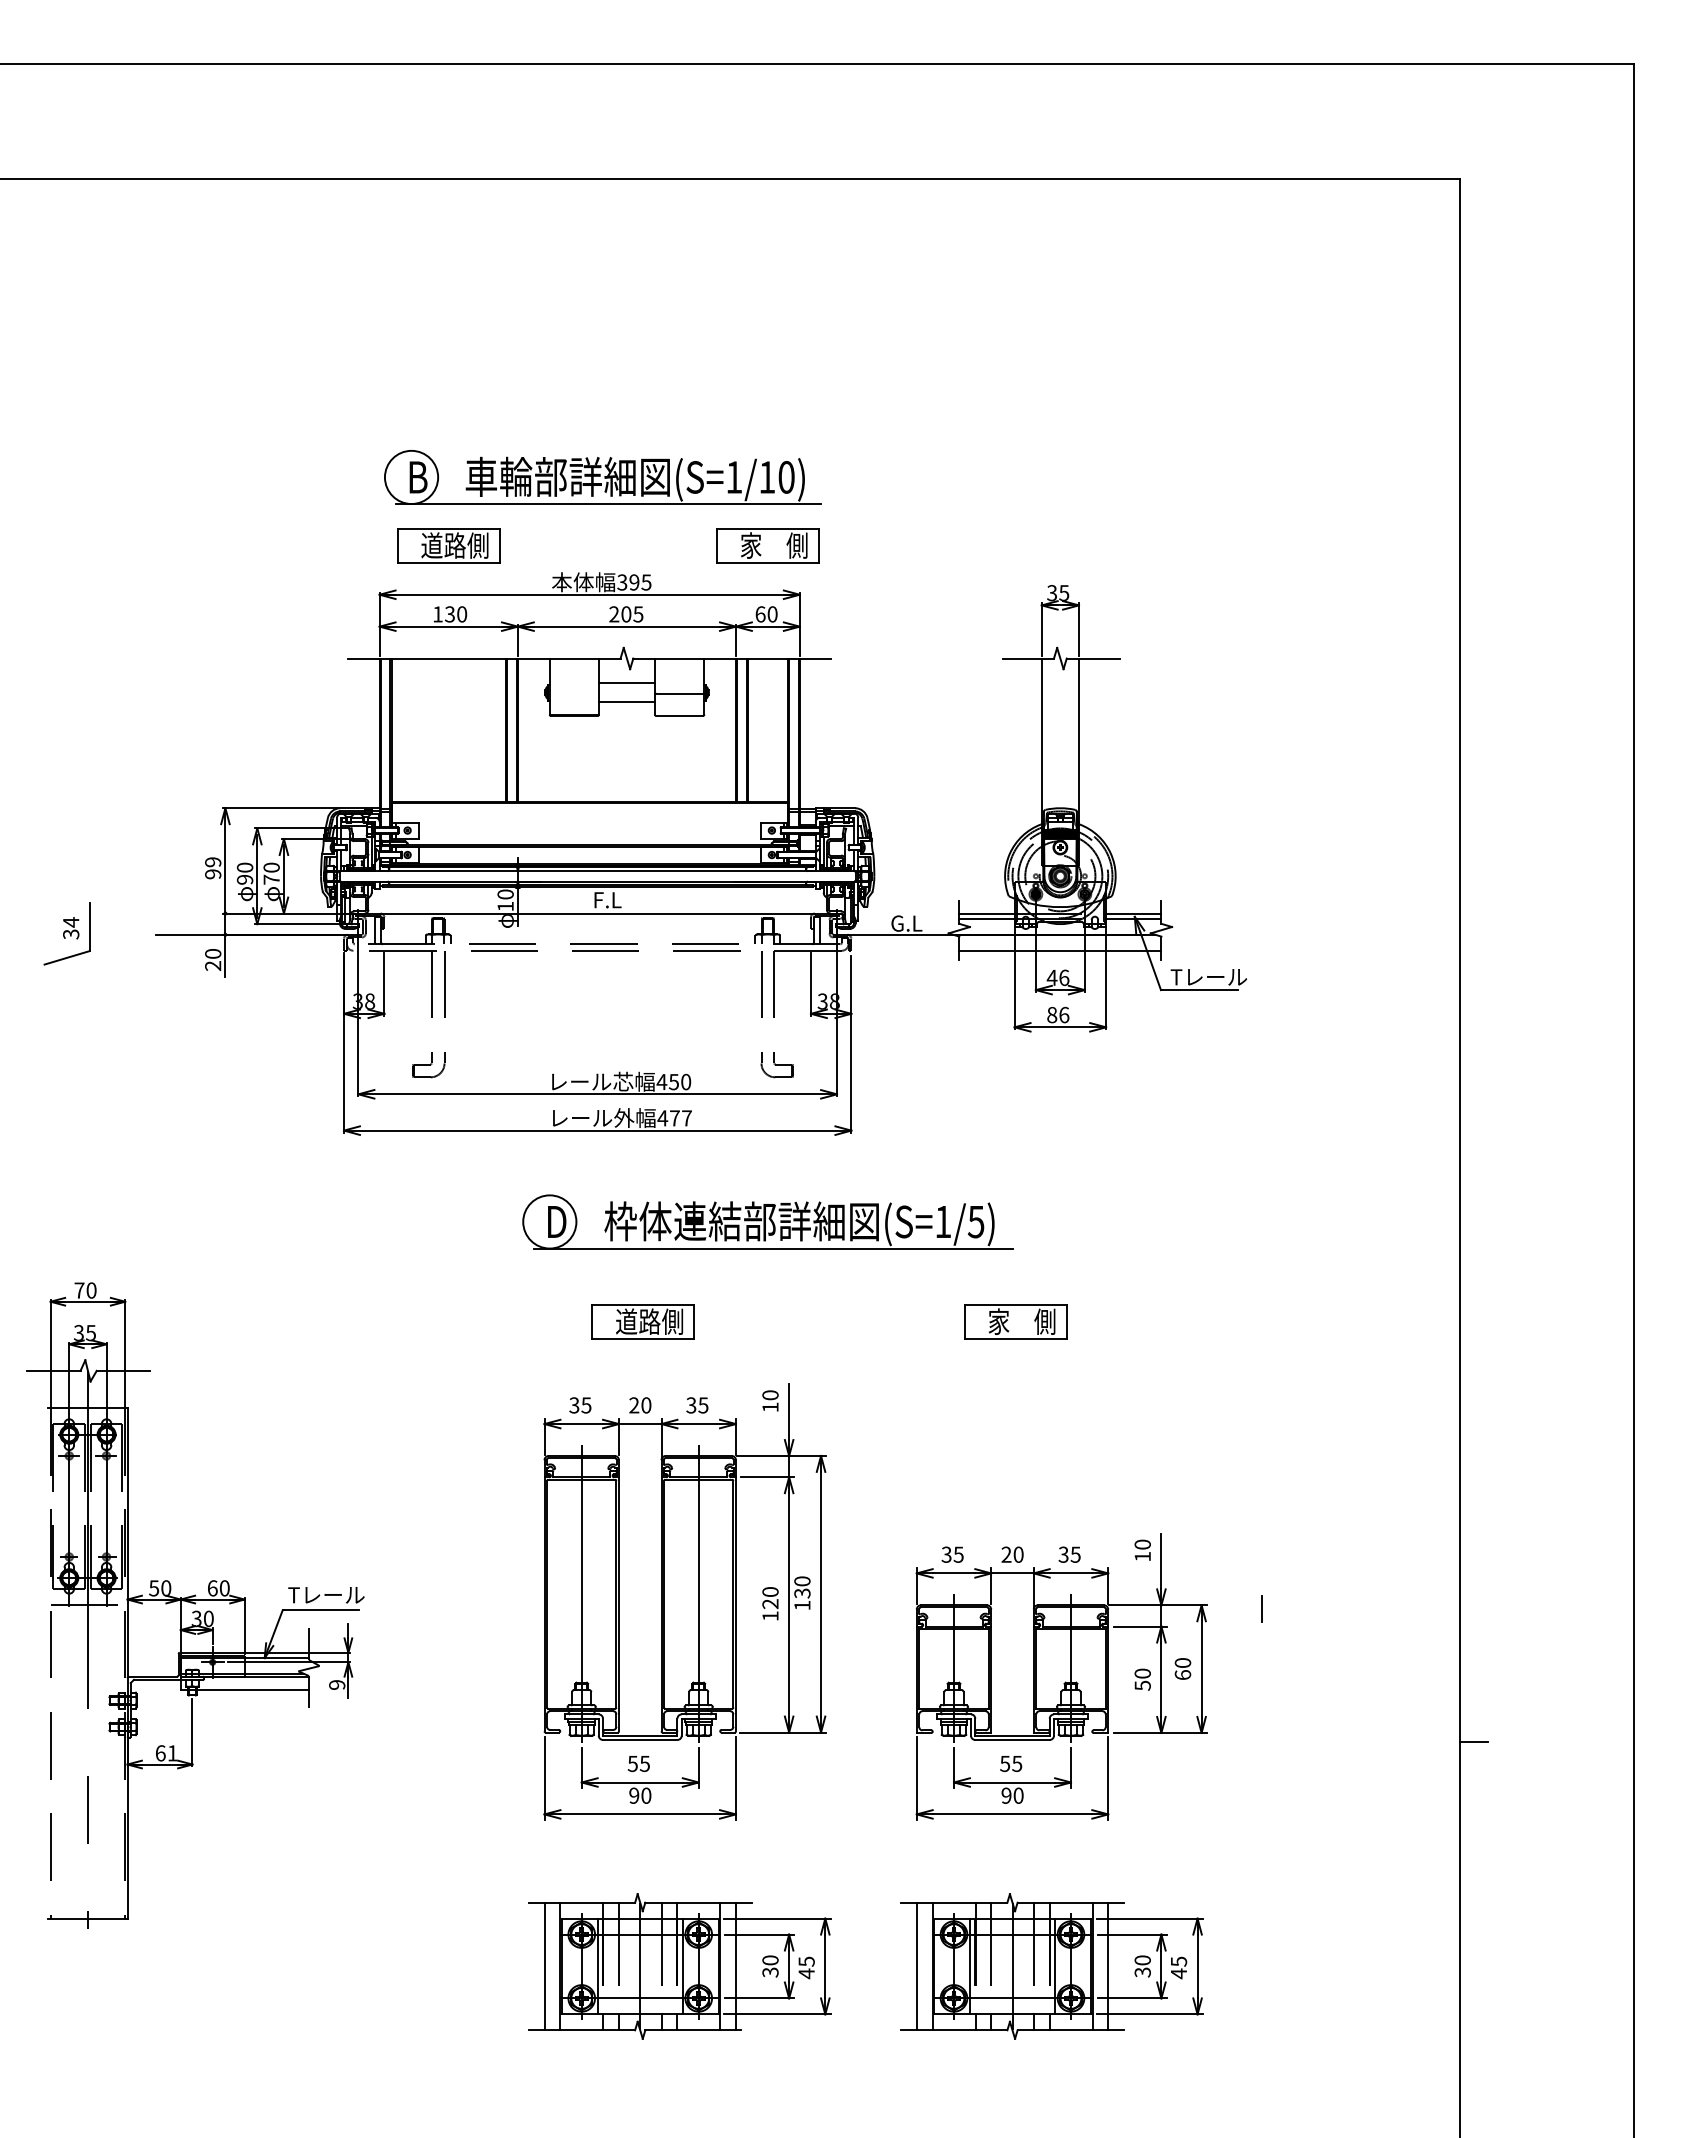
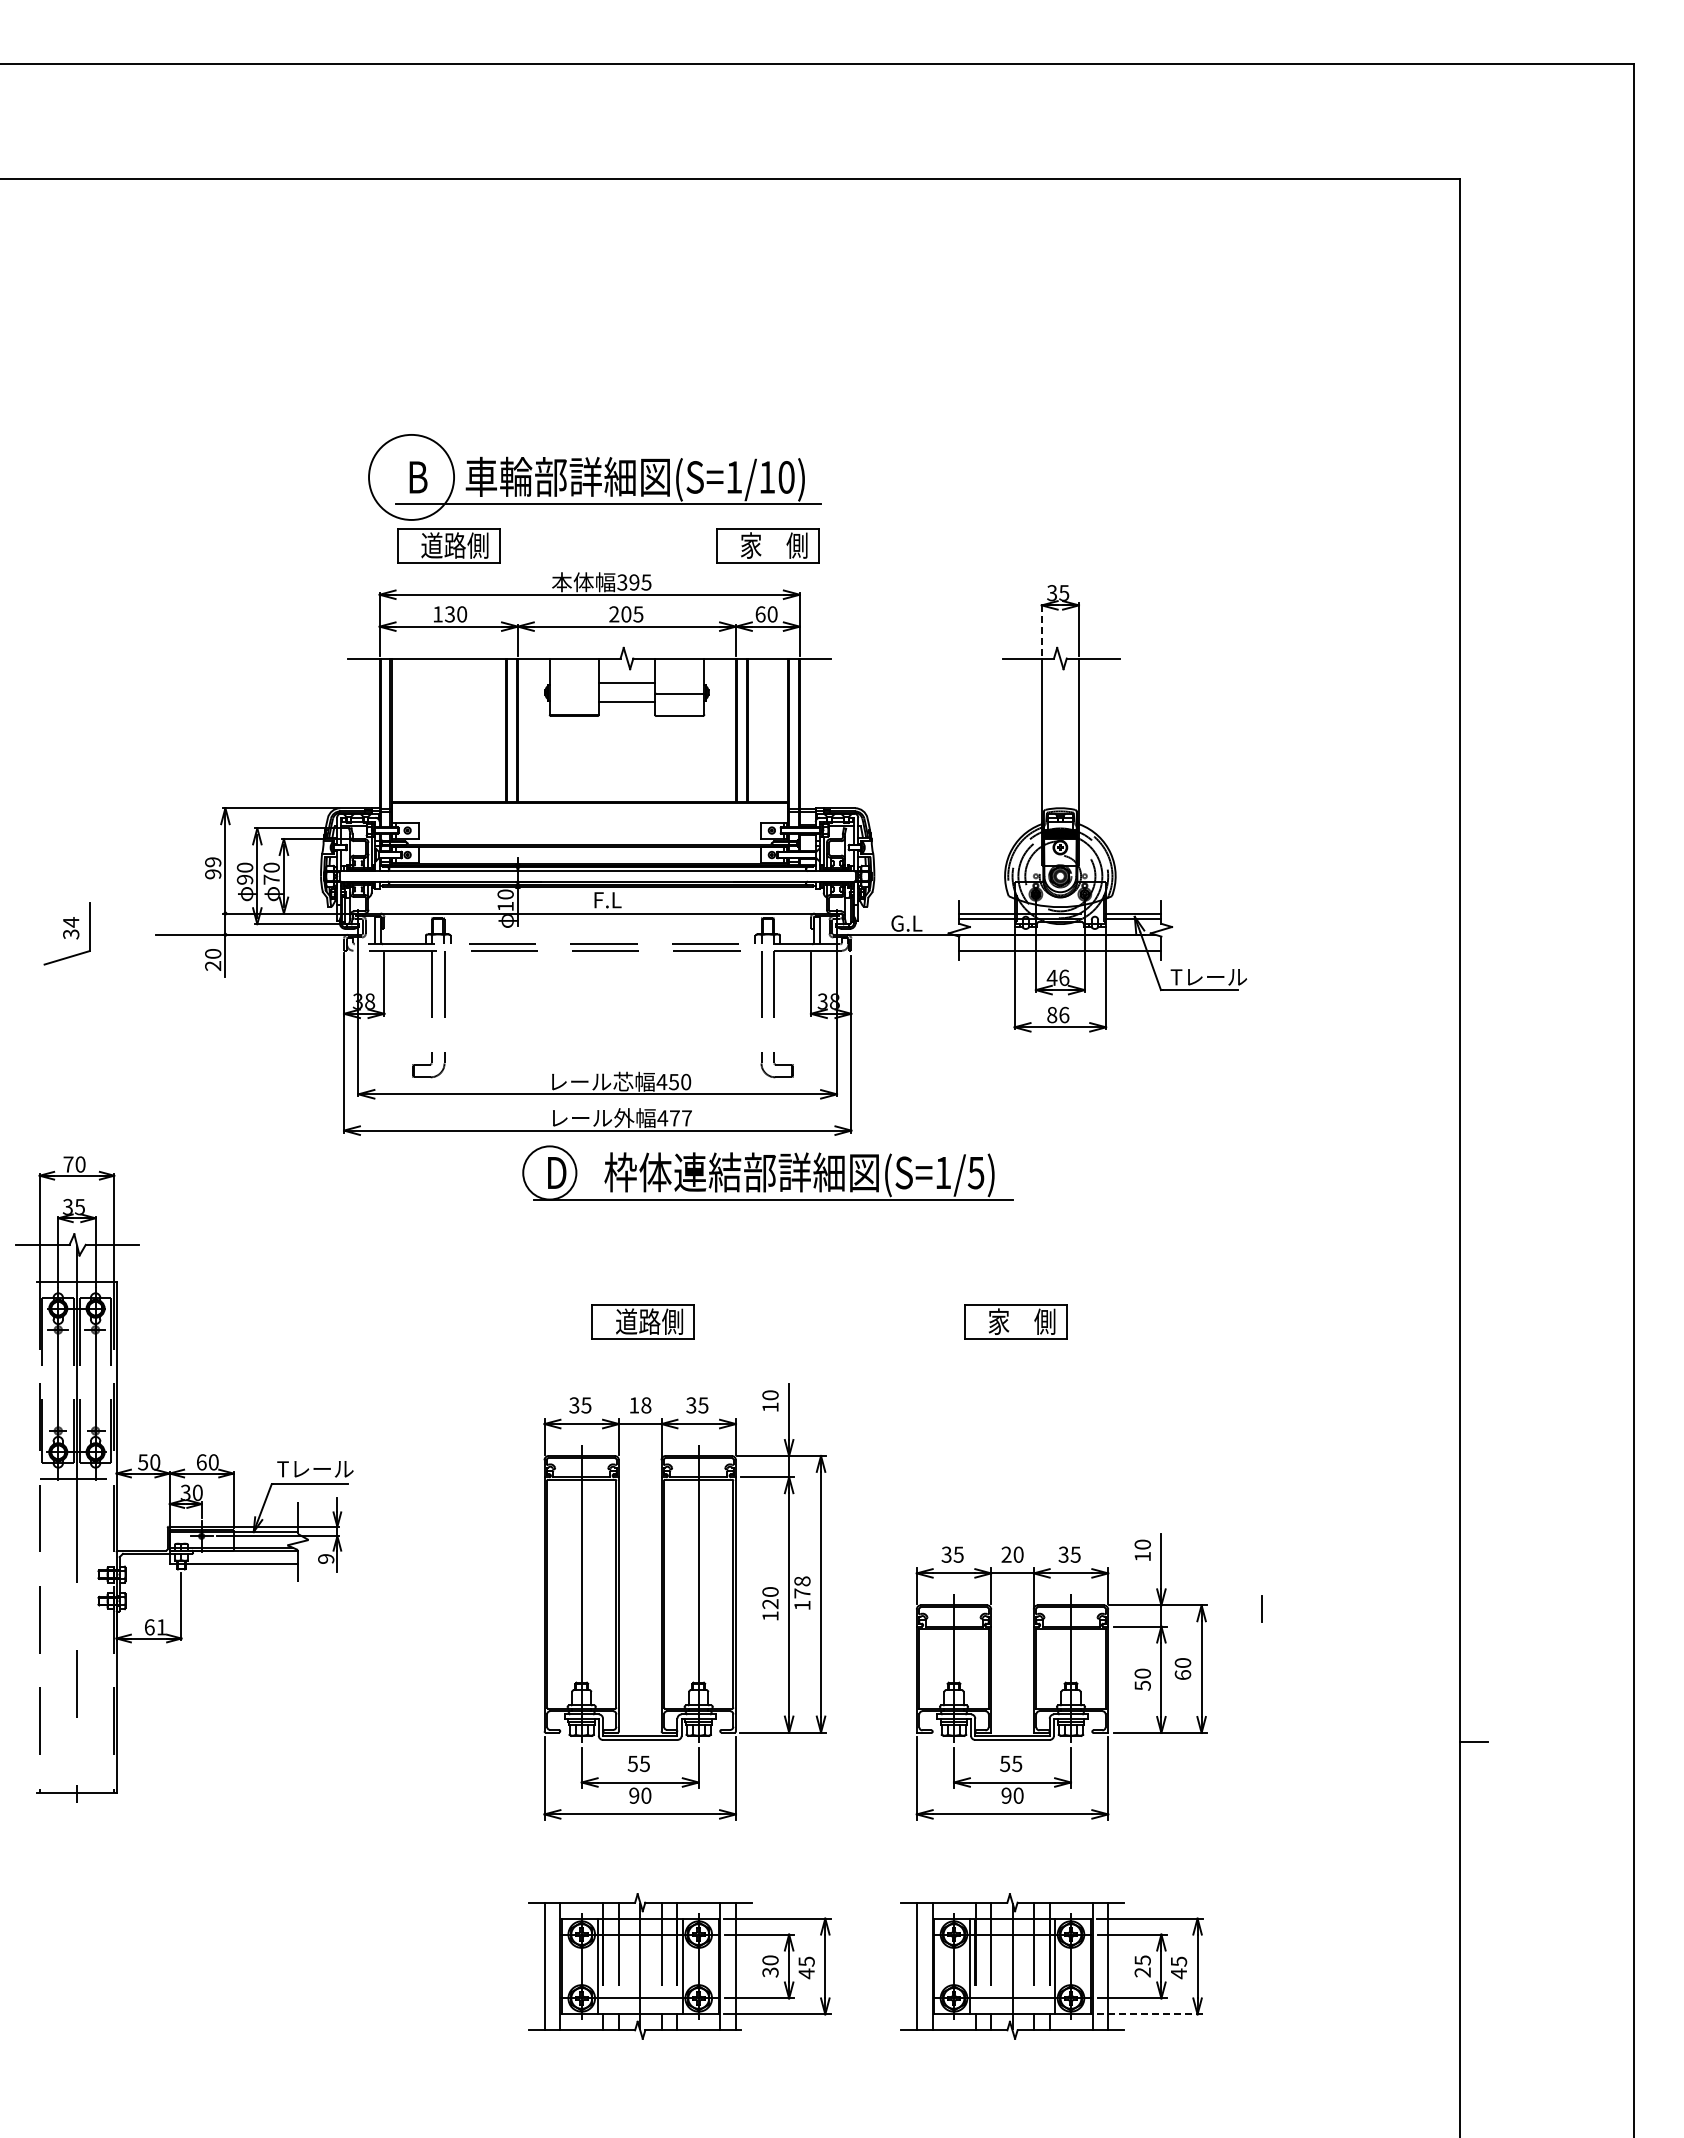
circle diameter: 53 px -> 85 px (411, 476)
line: solid -> dashed (1041, 629)
part position: (767, 1221) -> (767, 1172) (767, 1172)
text: 20 -> 18 (640, 1405)
text: 130 -> 178 (802, 1587)
part position: (195, 1605) -> (184, 1479) (184, 1479)
text: 30 -> 25 (1142, 1966)
line: solid -> dashed (1150, 2014)
